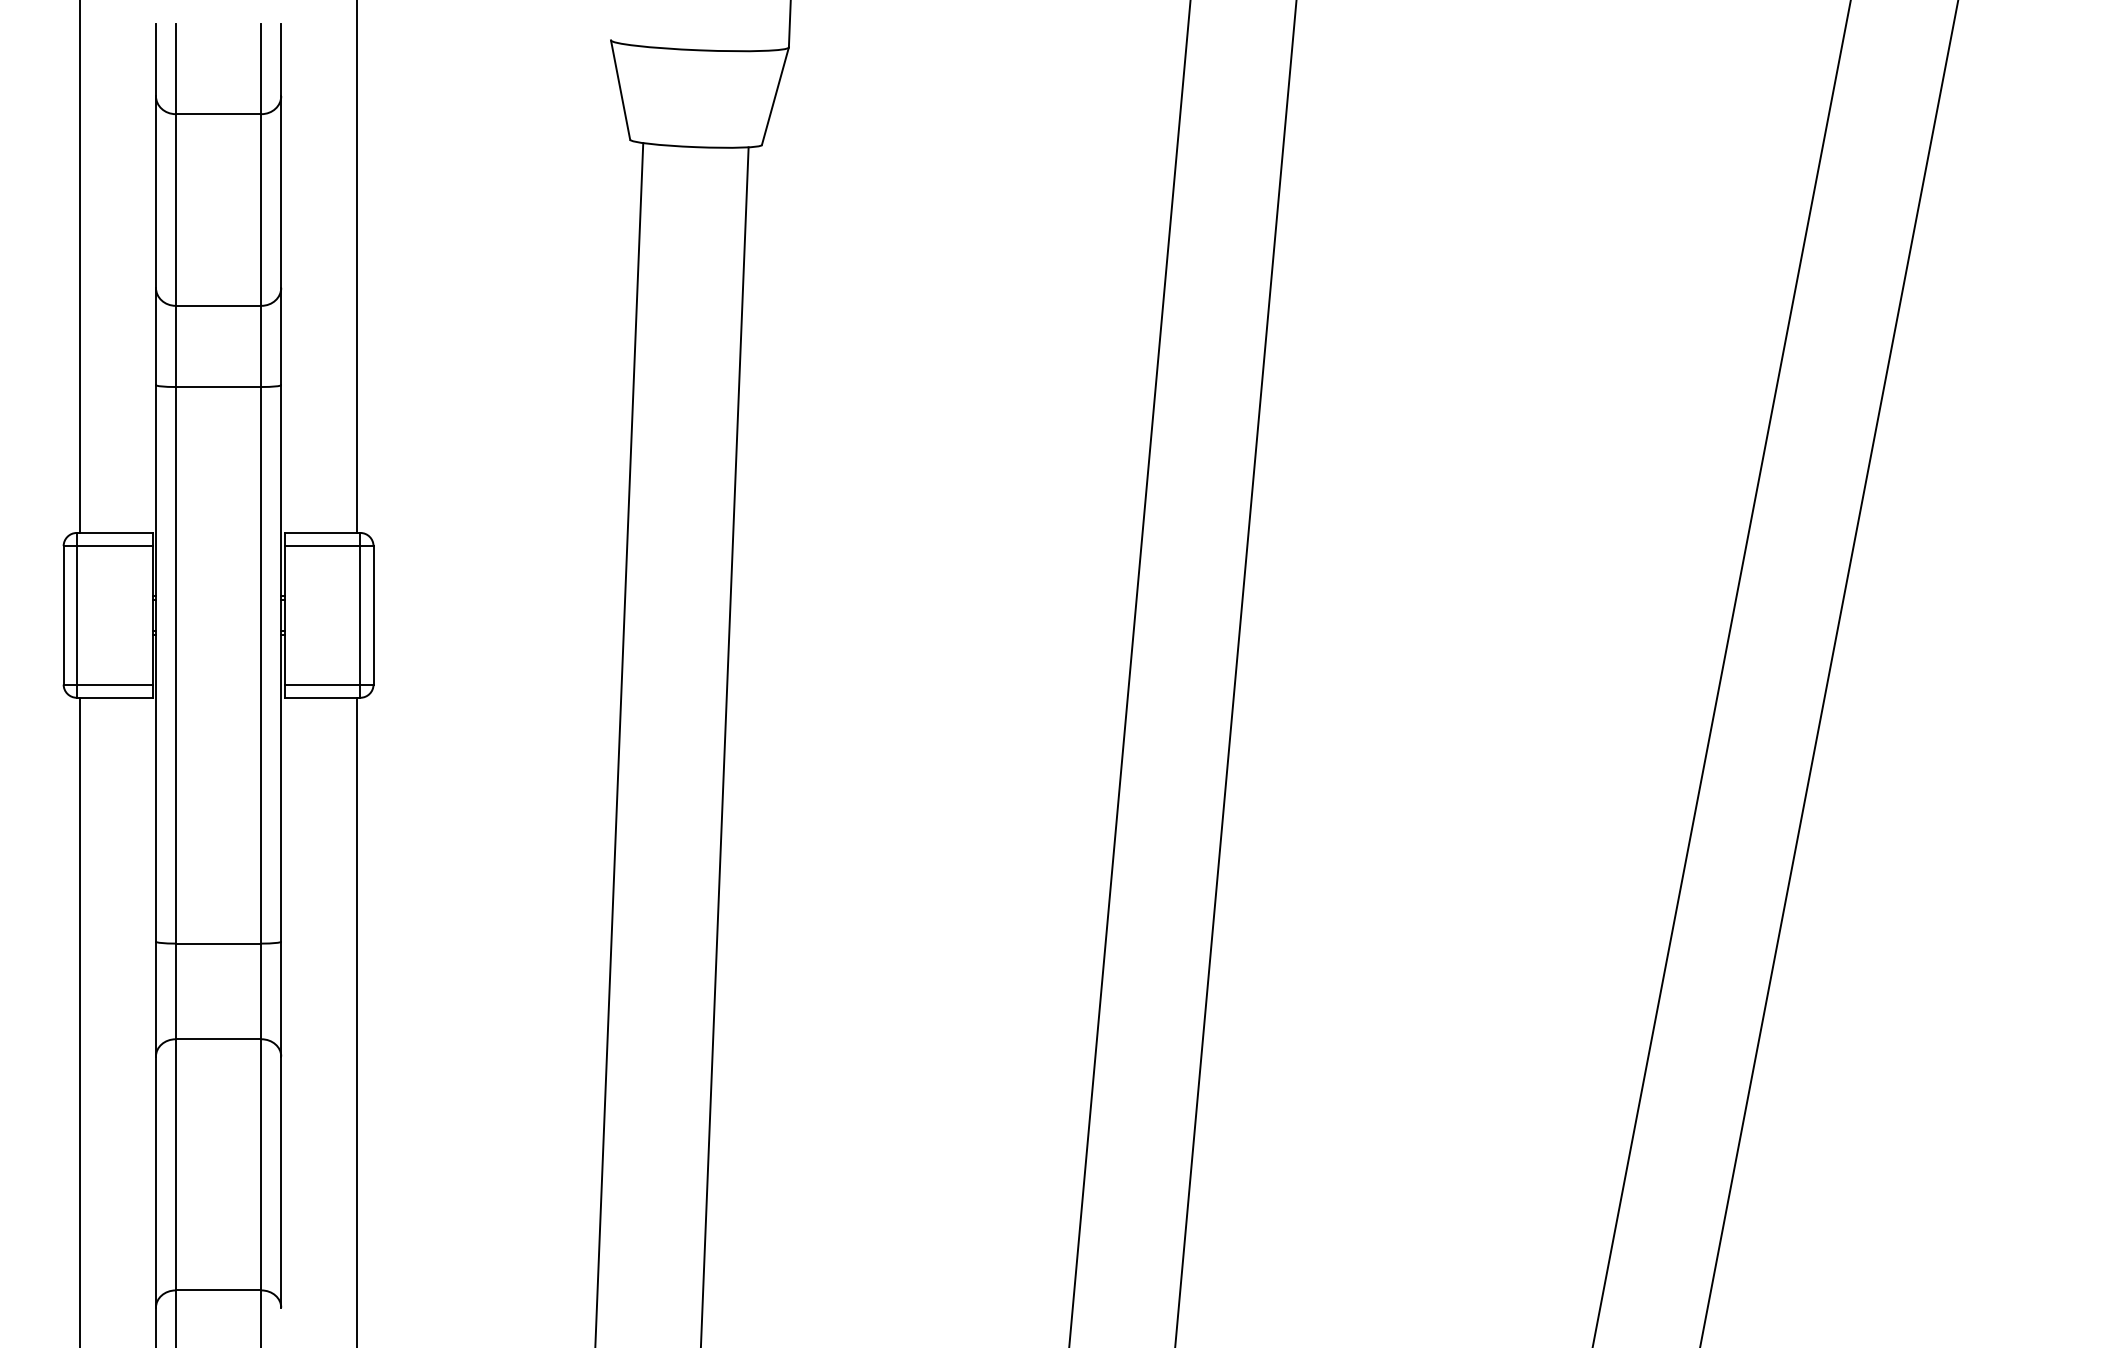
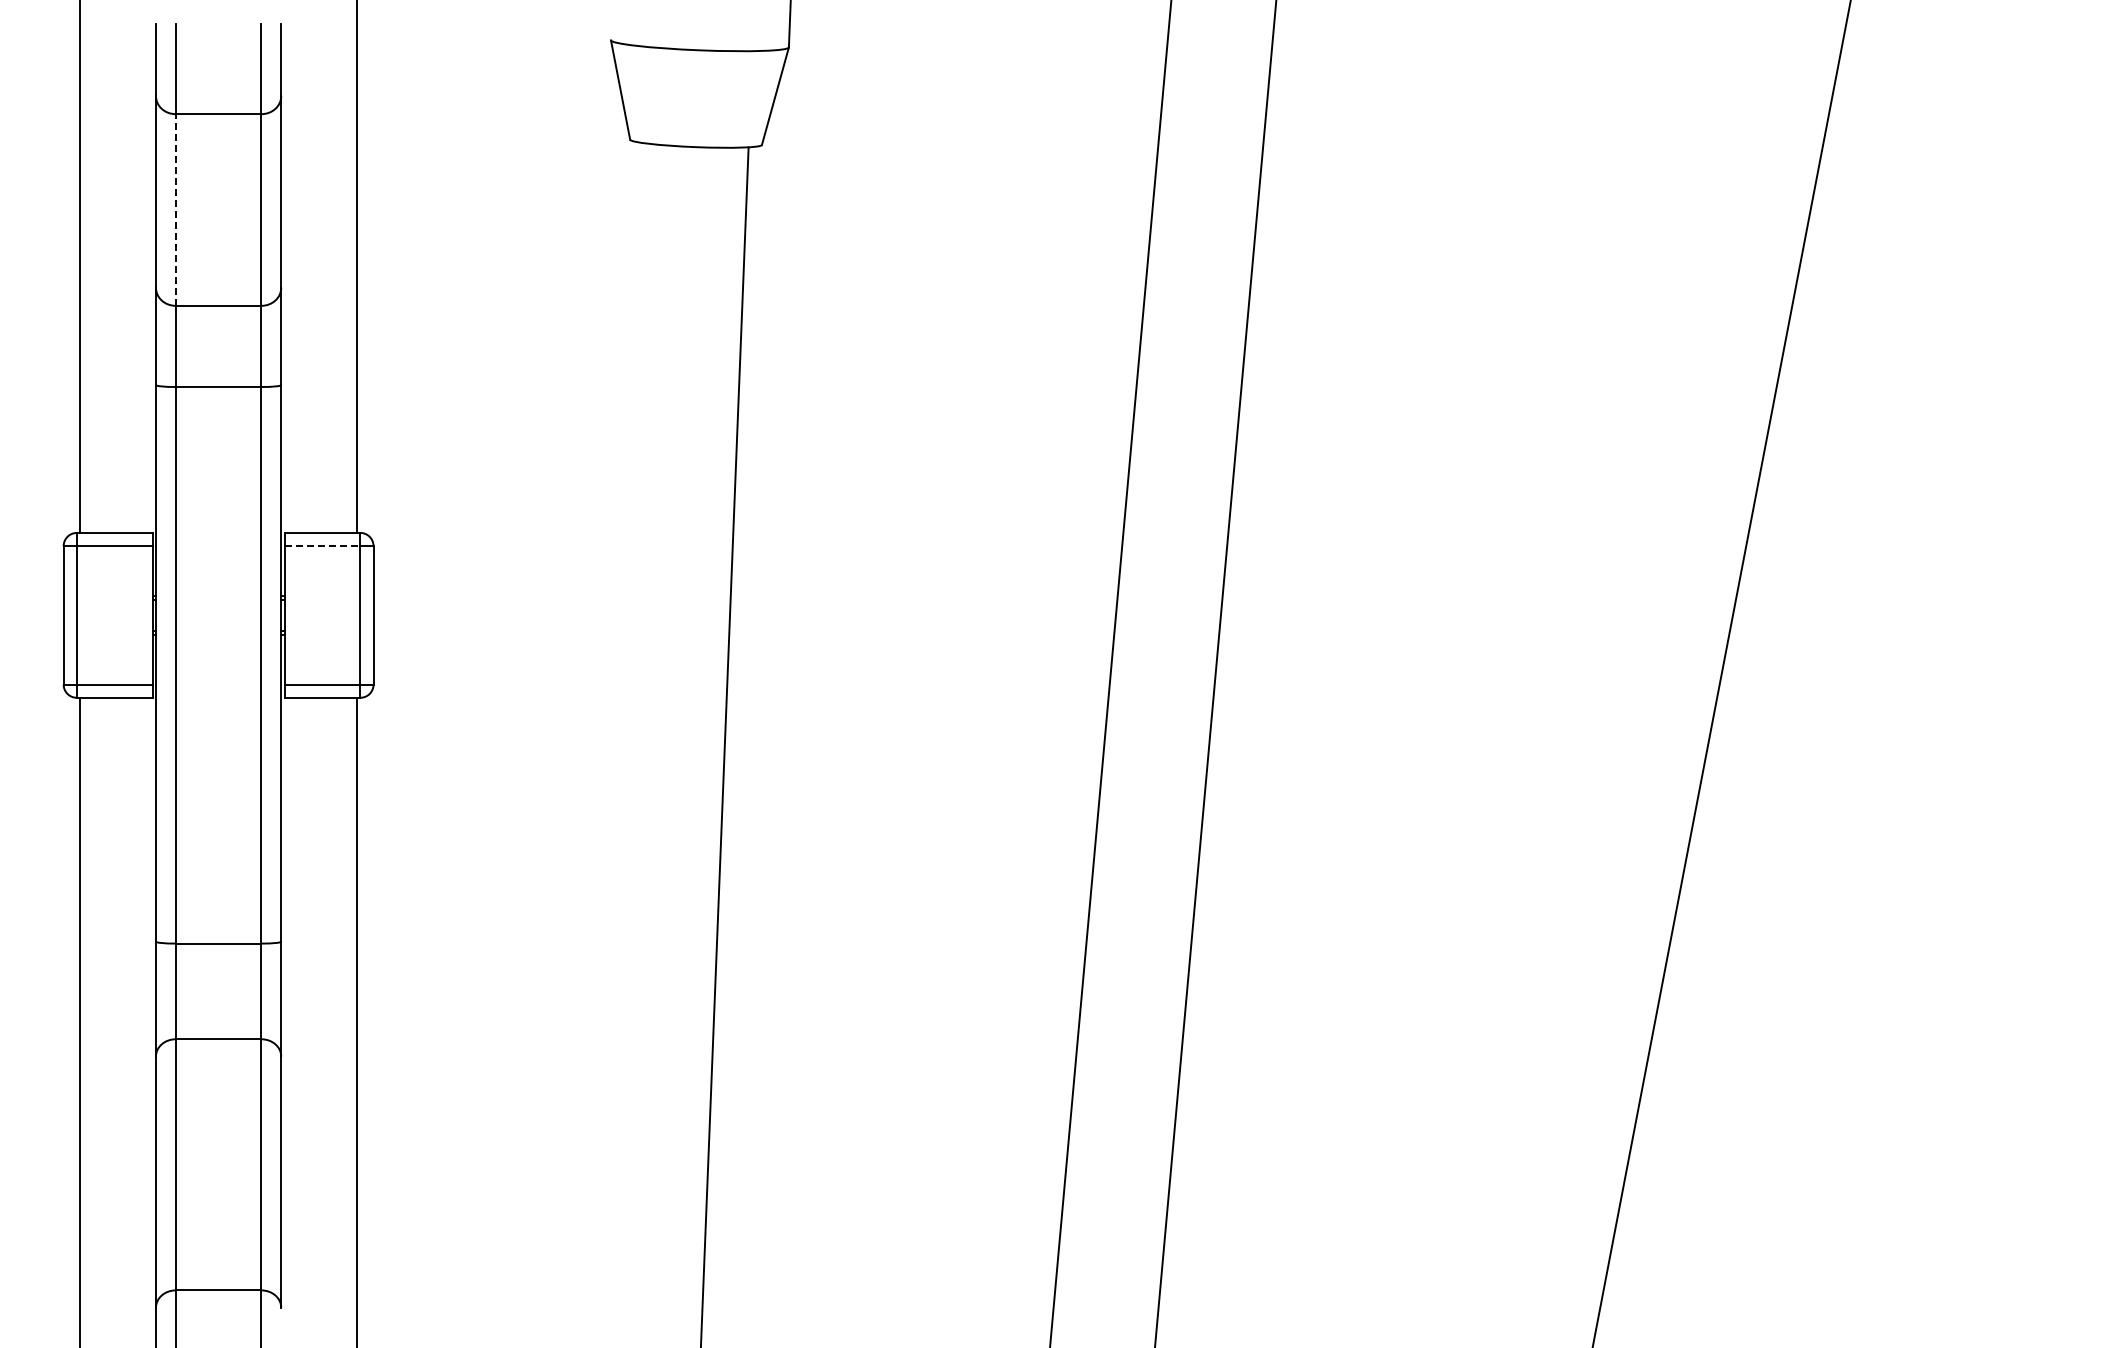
line: solid -> dashed (175, 210)
line: solid -> dashed (322, 546)
line position: (1129, 673) -> (1110, 673) (1110, 673)
line position: (1235, 673) -> (1215, 673) (1215, 673)
line: present -> none (1828, 673)
line: present -> none (619, 743)
